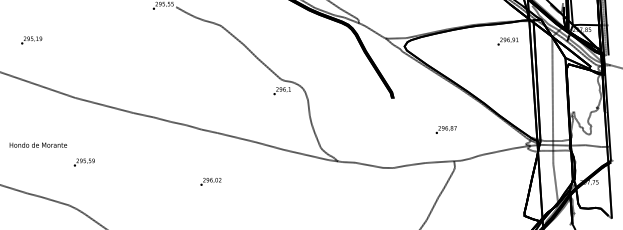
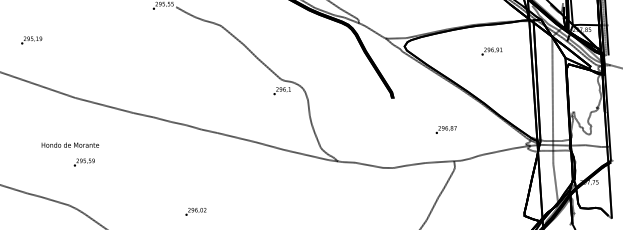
text position: (507, 41) -> (491, 51) (491, 51)
text position: (38, 144) -> (70, 144) (70, 144)
text position: (210, 181) -> (195, 211) (195, 211)
